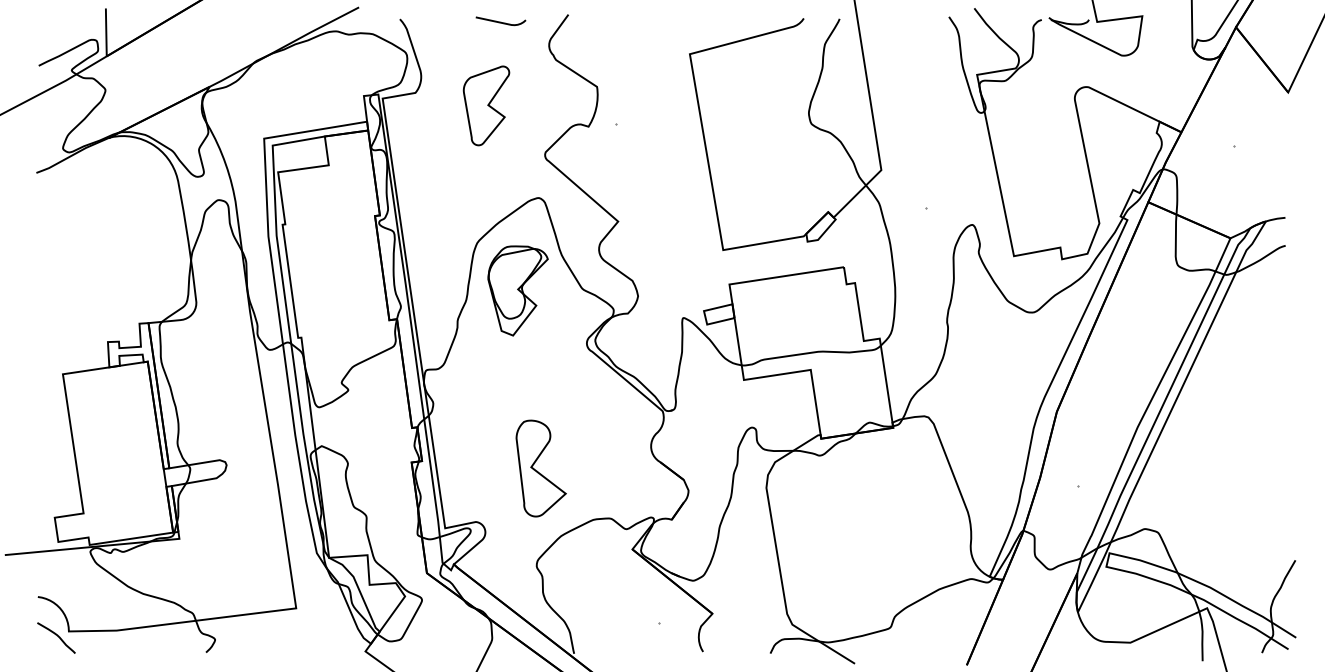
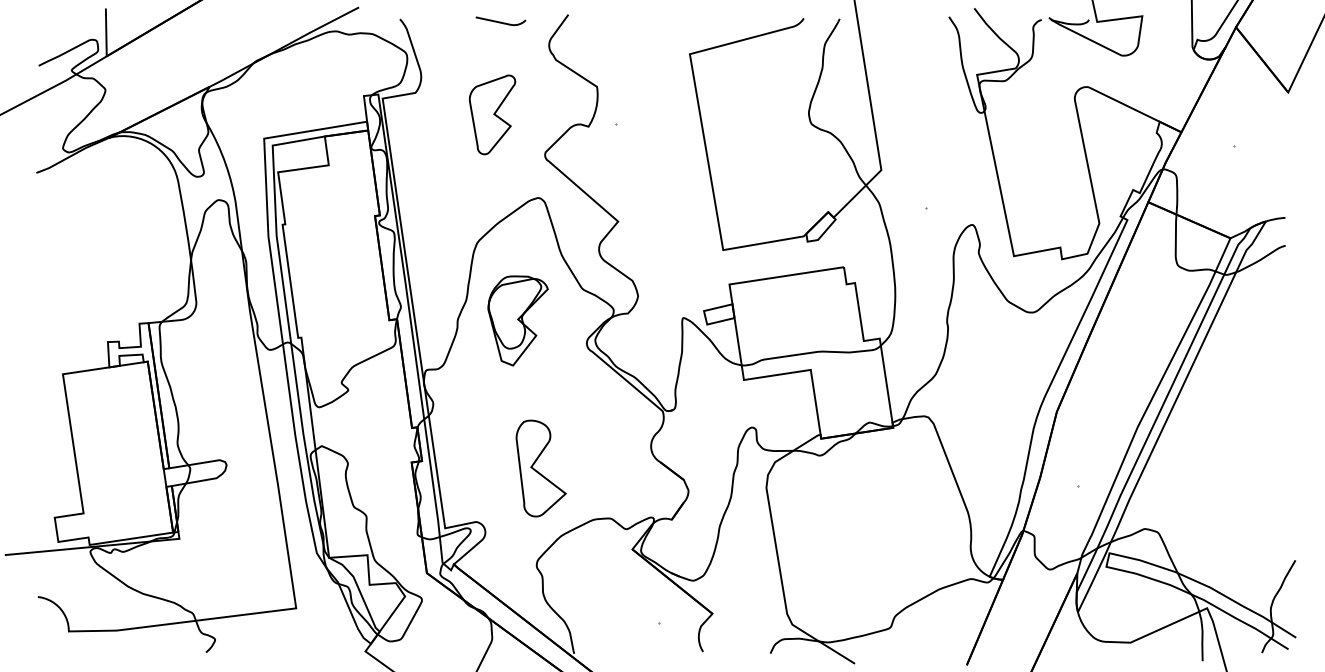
part position: (486, 105) -> (492, 114) (492, 114)
part position: (517, 290) -> (517, 320) (517, 320)
curve: present -> none (57, 636)
